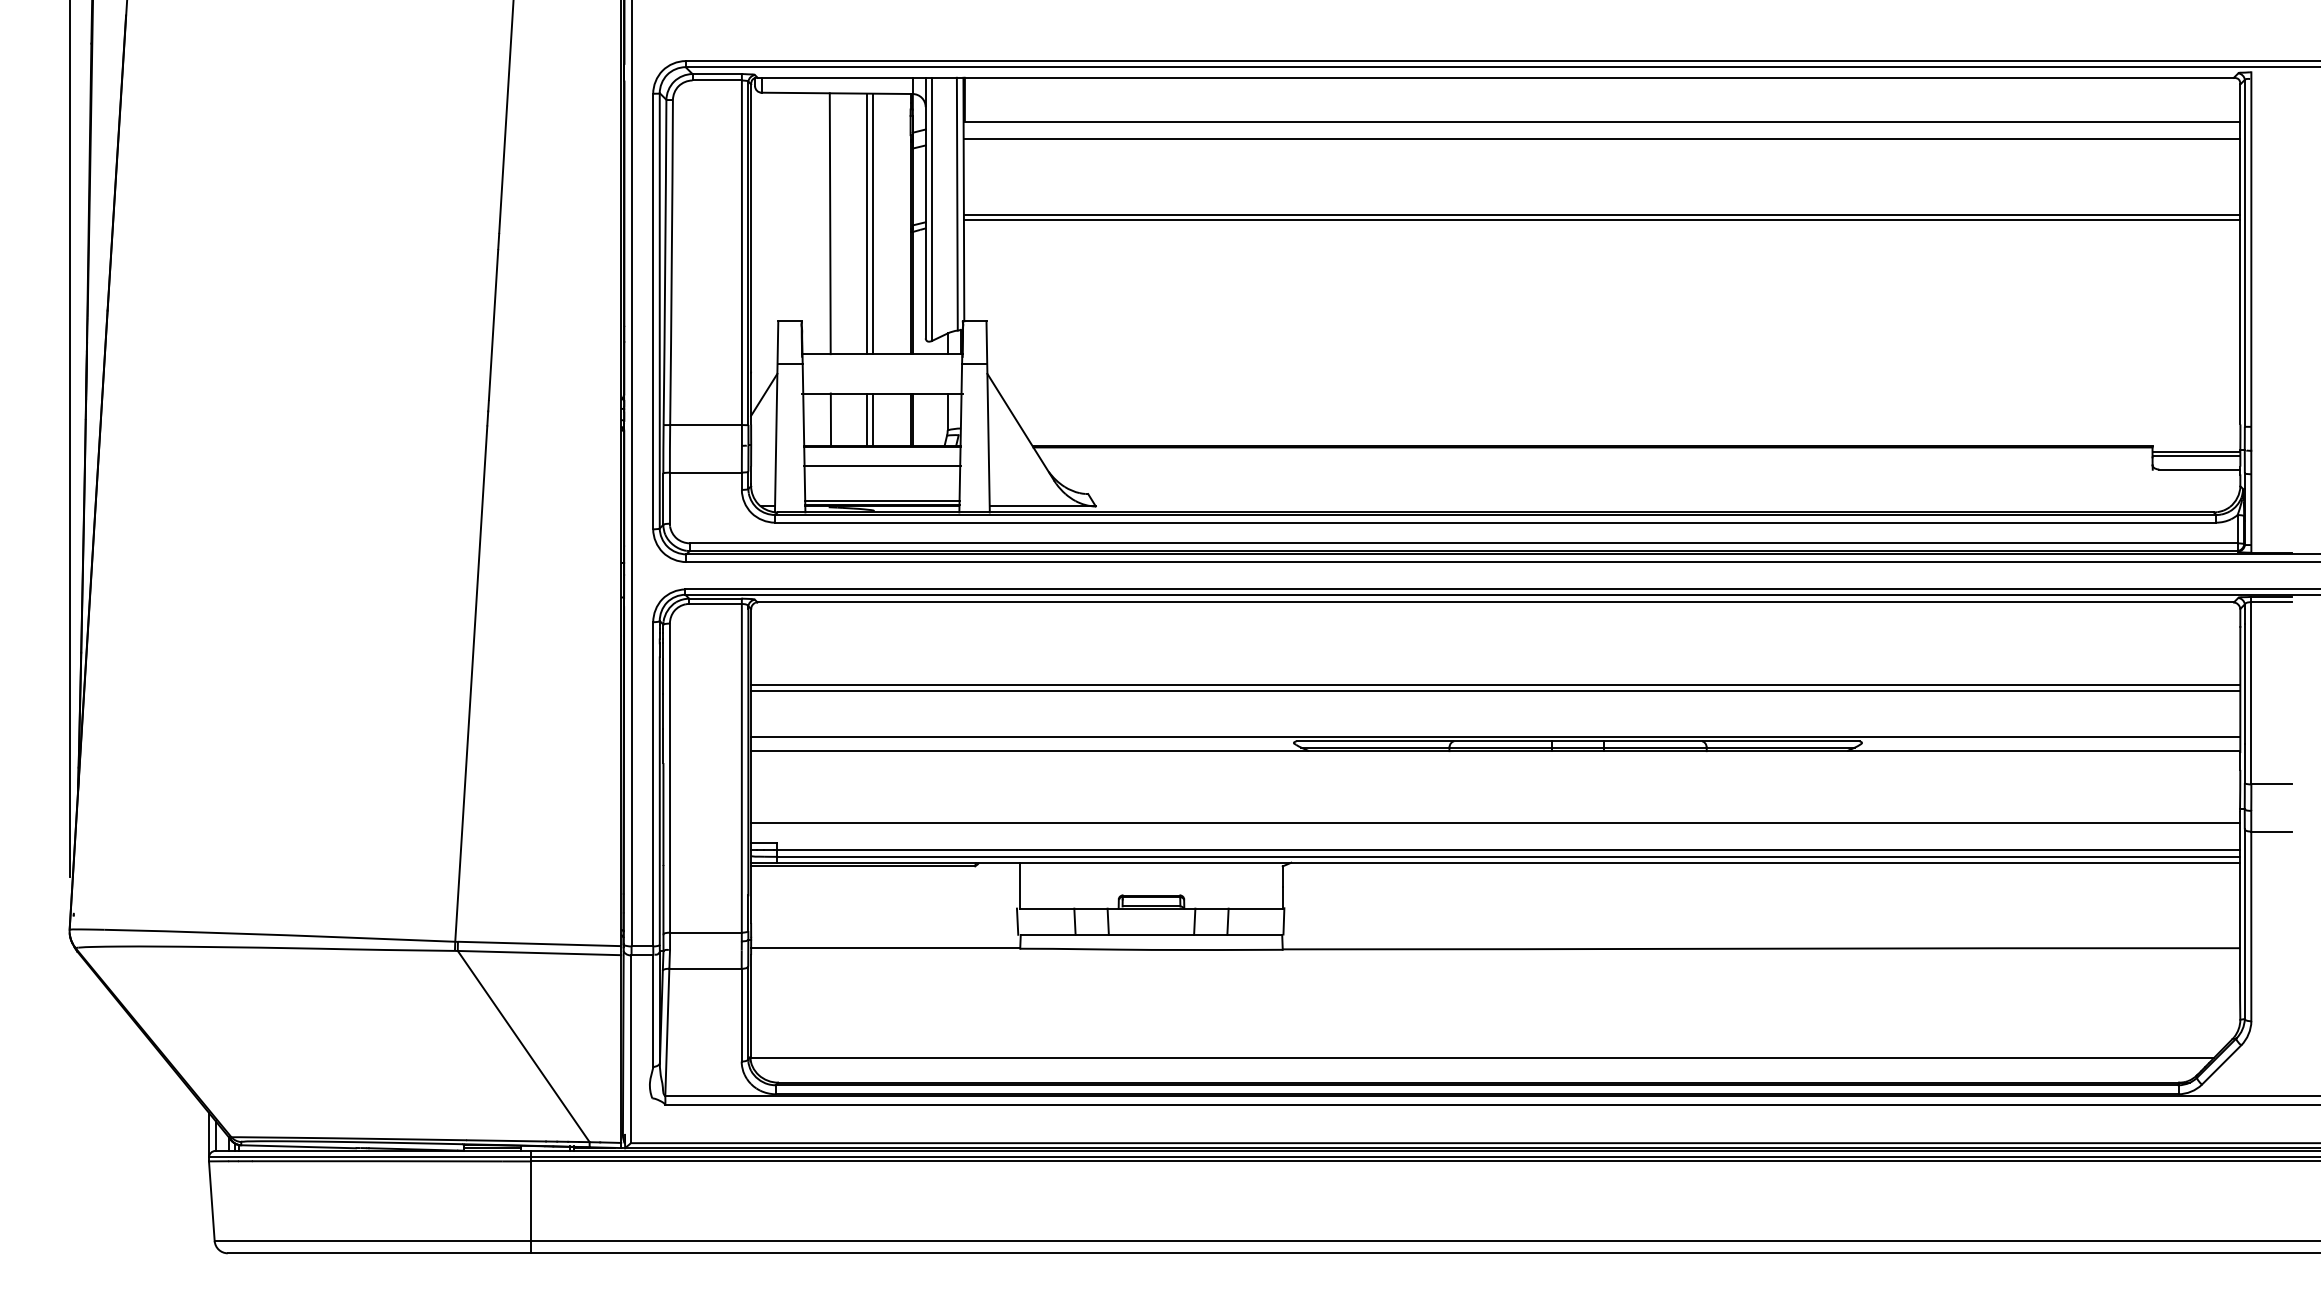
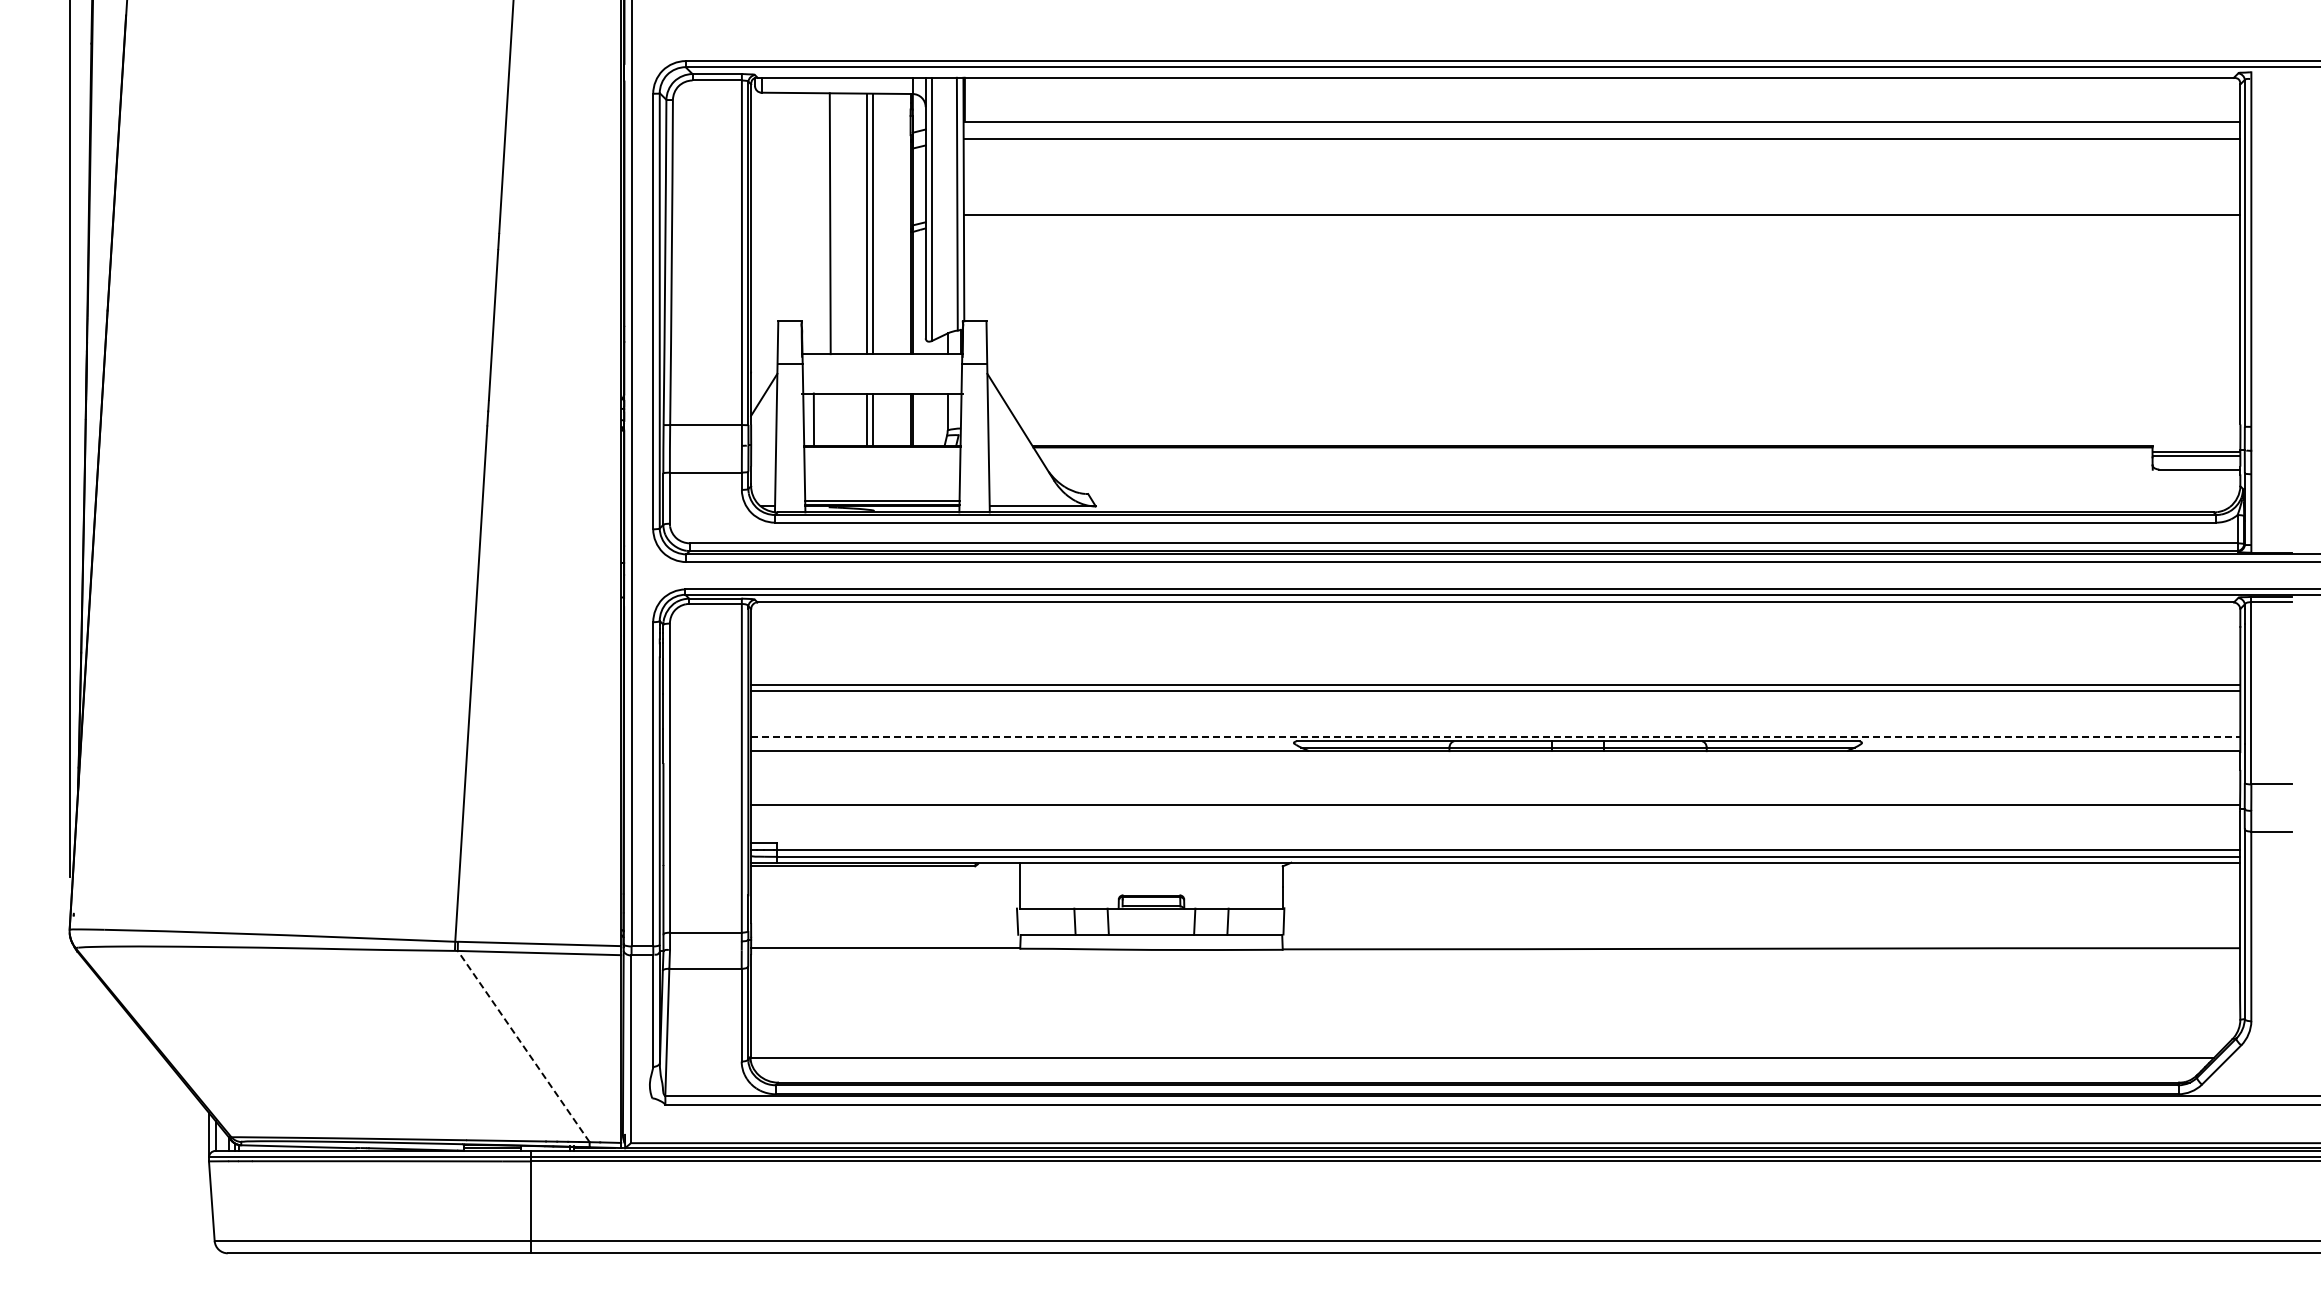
line: present -> none (1602, 220)
line position: (830, 419) -> (813, 419) (813, 419)
line: present -> none (882, 466)
line: solid -> dashed (1495, 736)
line position: (1495, 823) -> (1495, 805) (1495, 805)
line: solid -> dashed (523, 1046)
